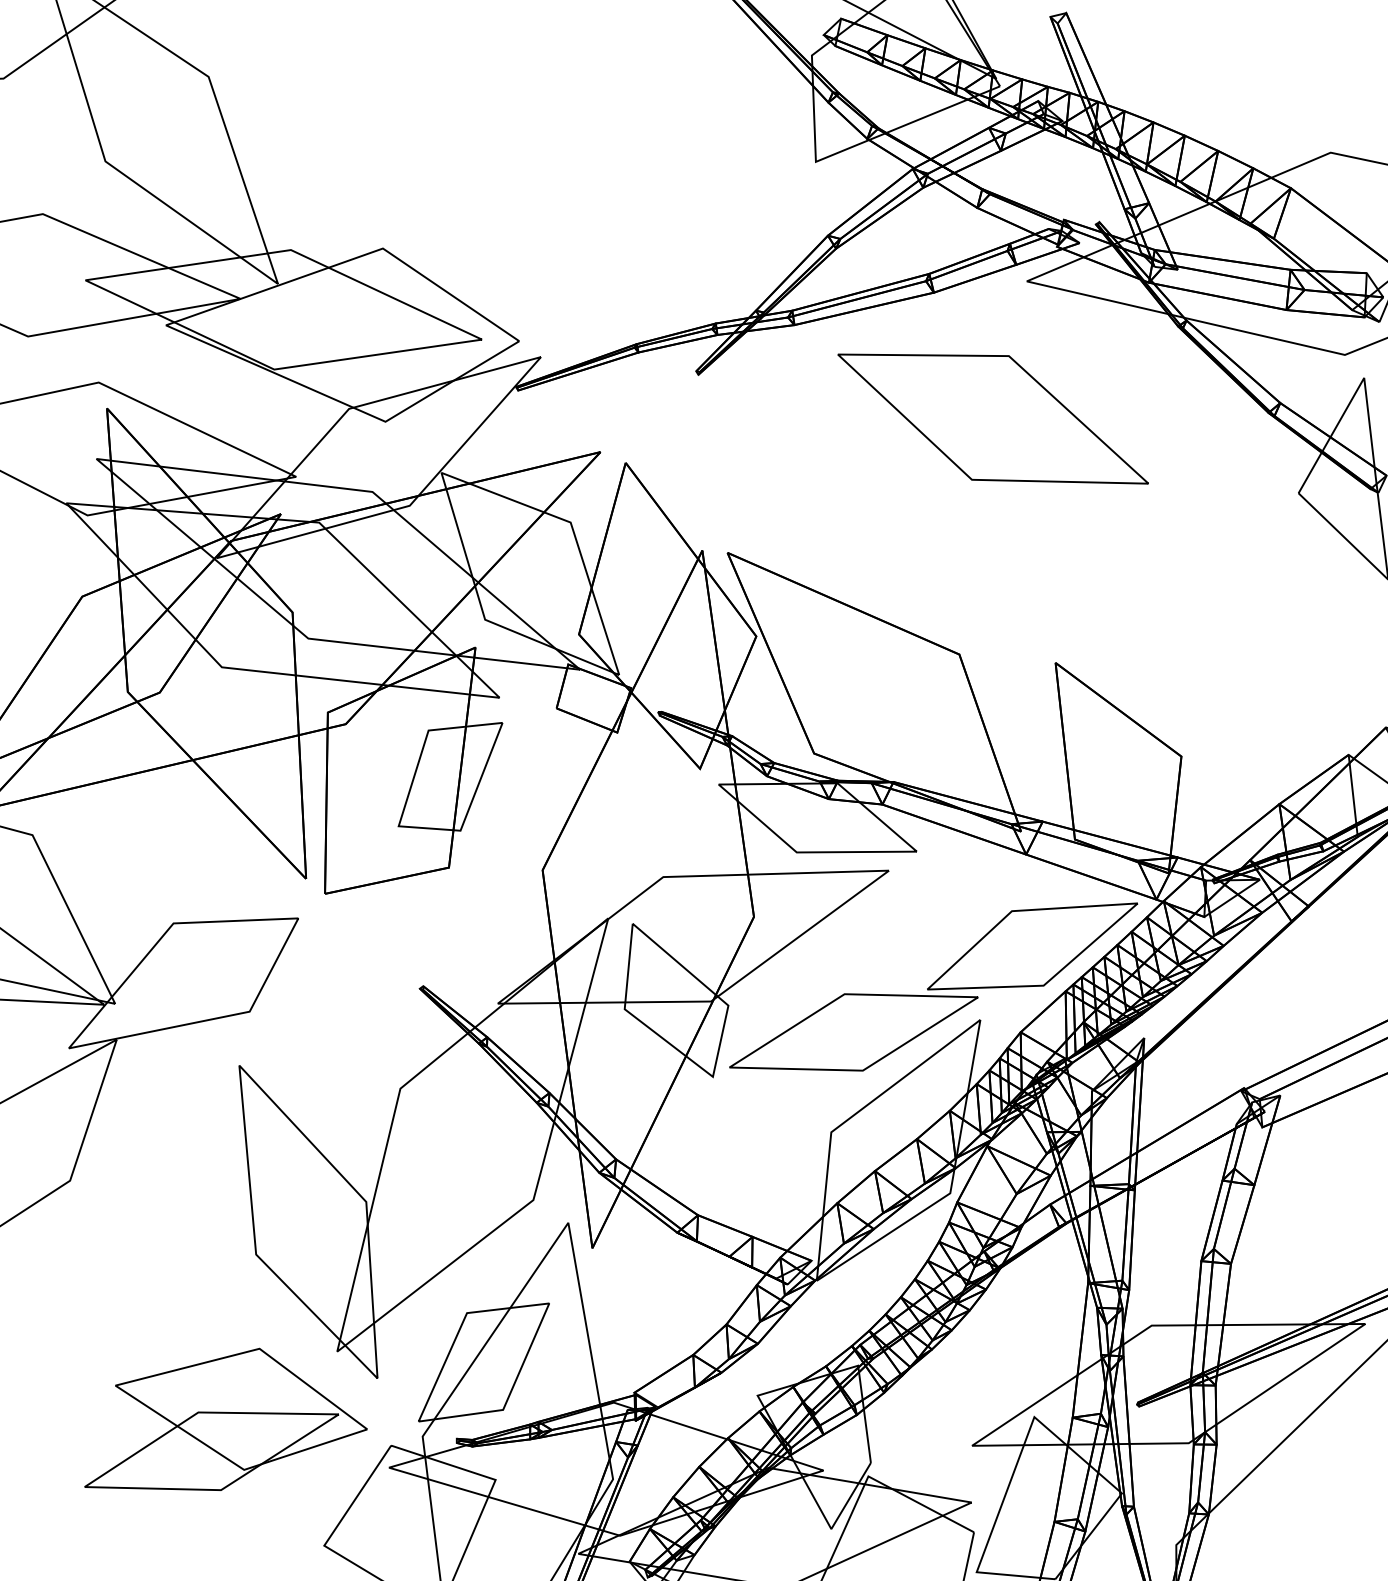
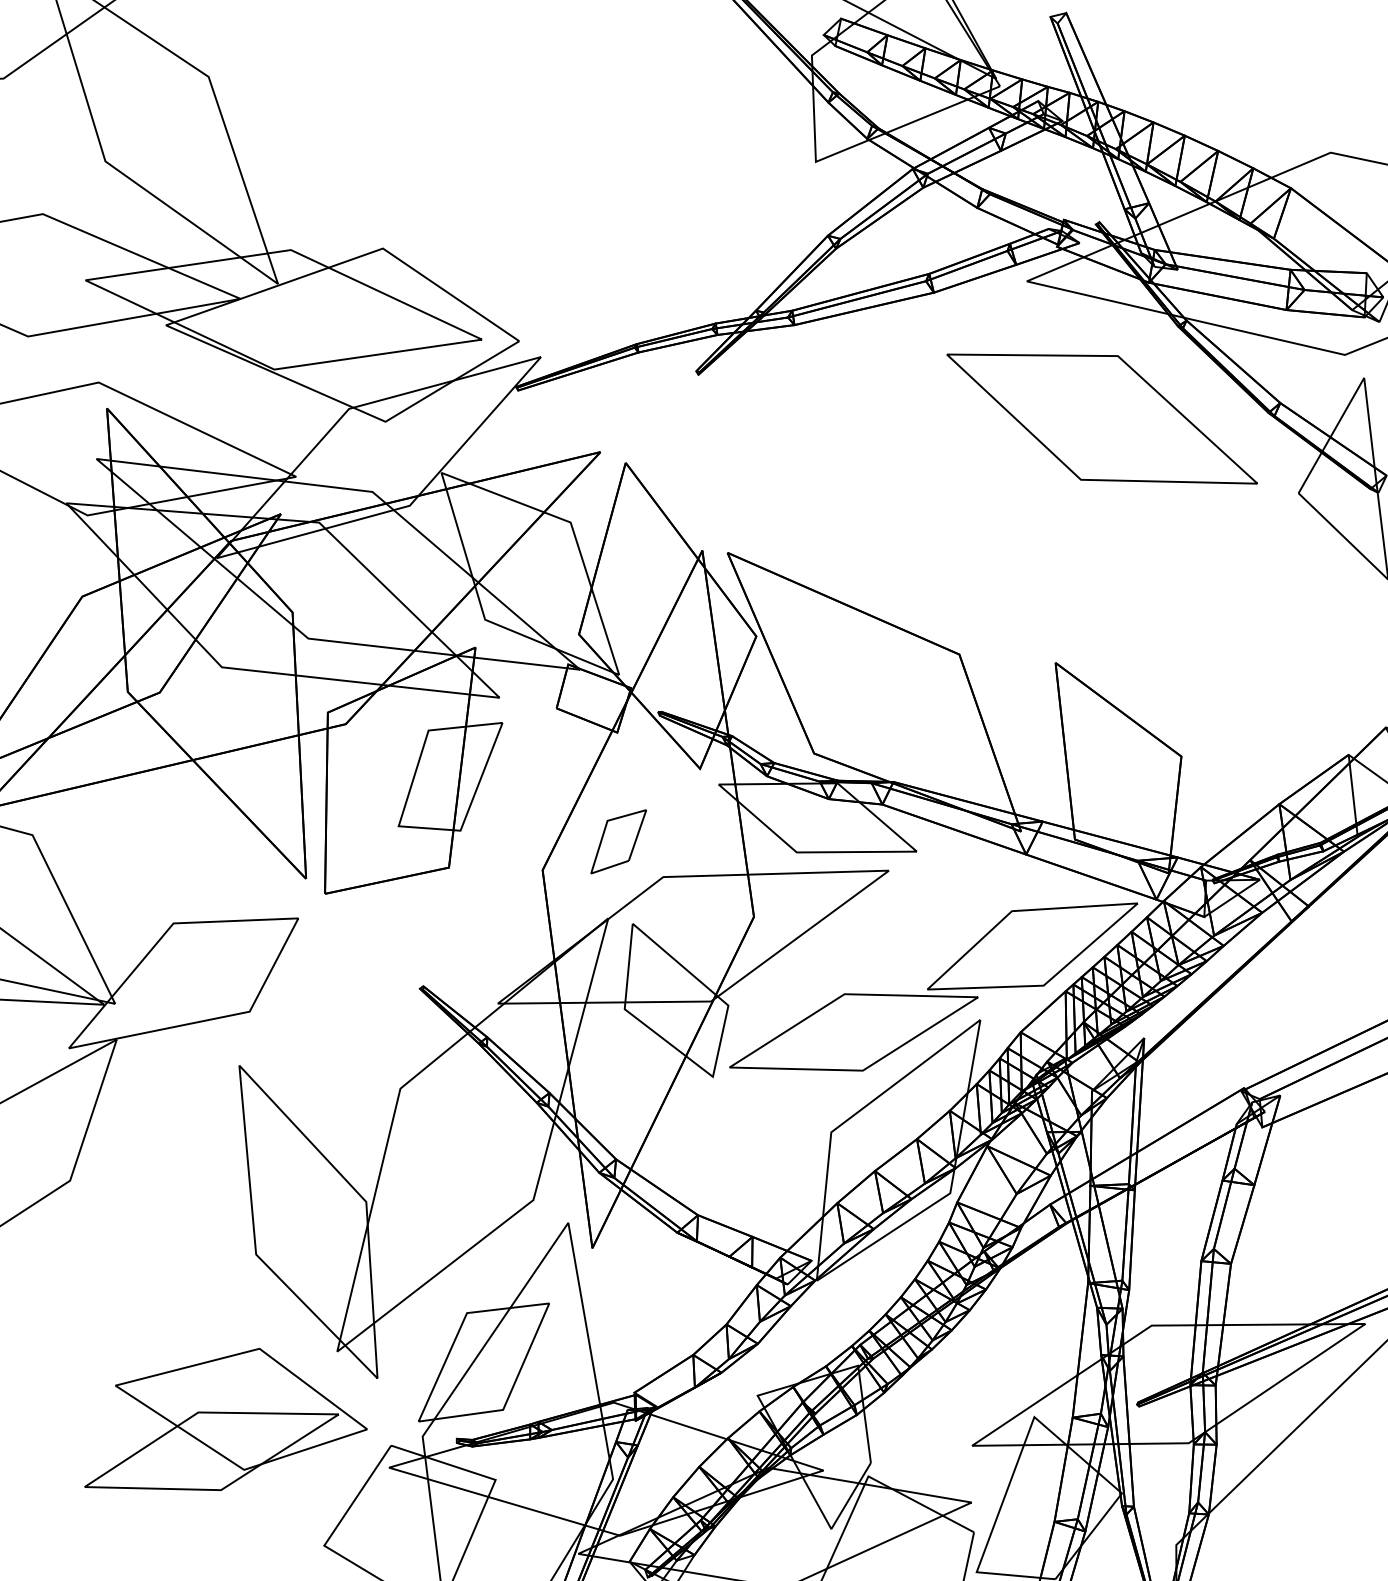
part position: (992, 418) -> (1101, 418) (1101, 418)
part: none -> present (618, 841)
